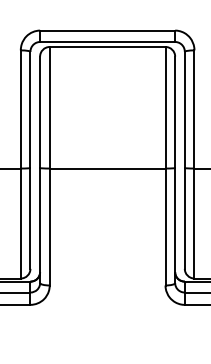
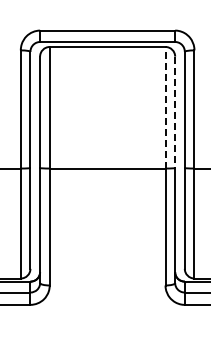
line: solid -> dashed (165, 107)
line: solid -> dashed (175, 112)
